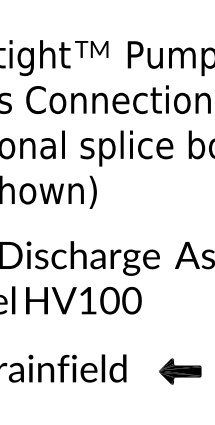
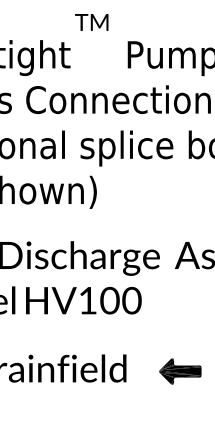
text position: (91, 49) -> (91, 22) (91, 22)
